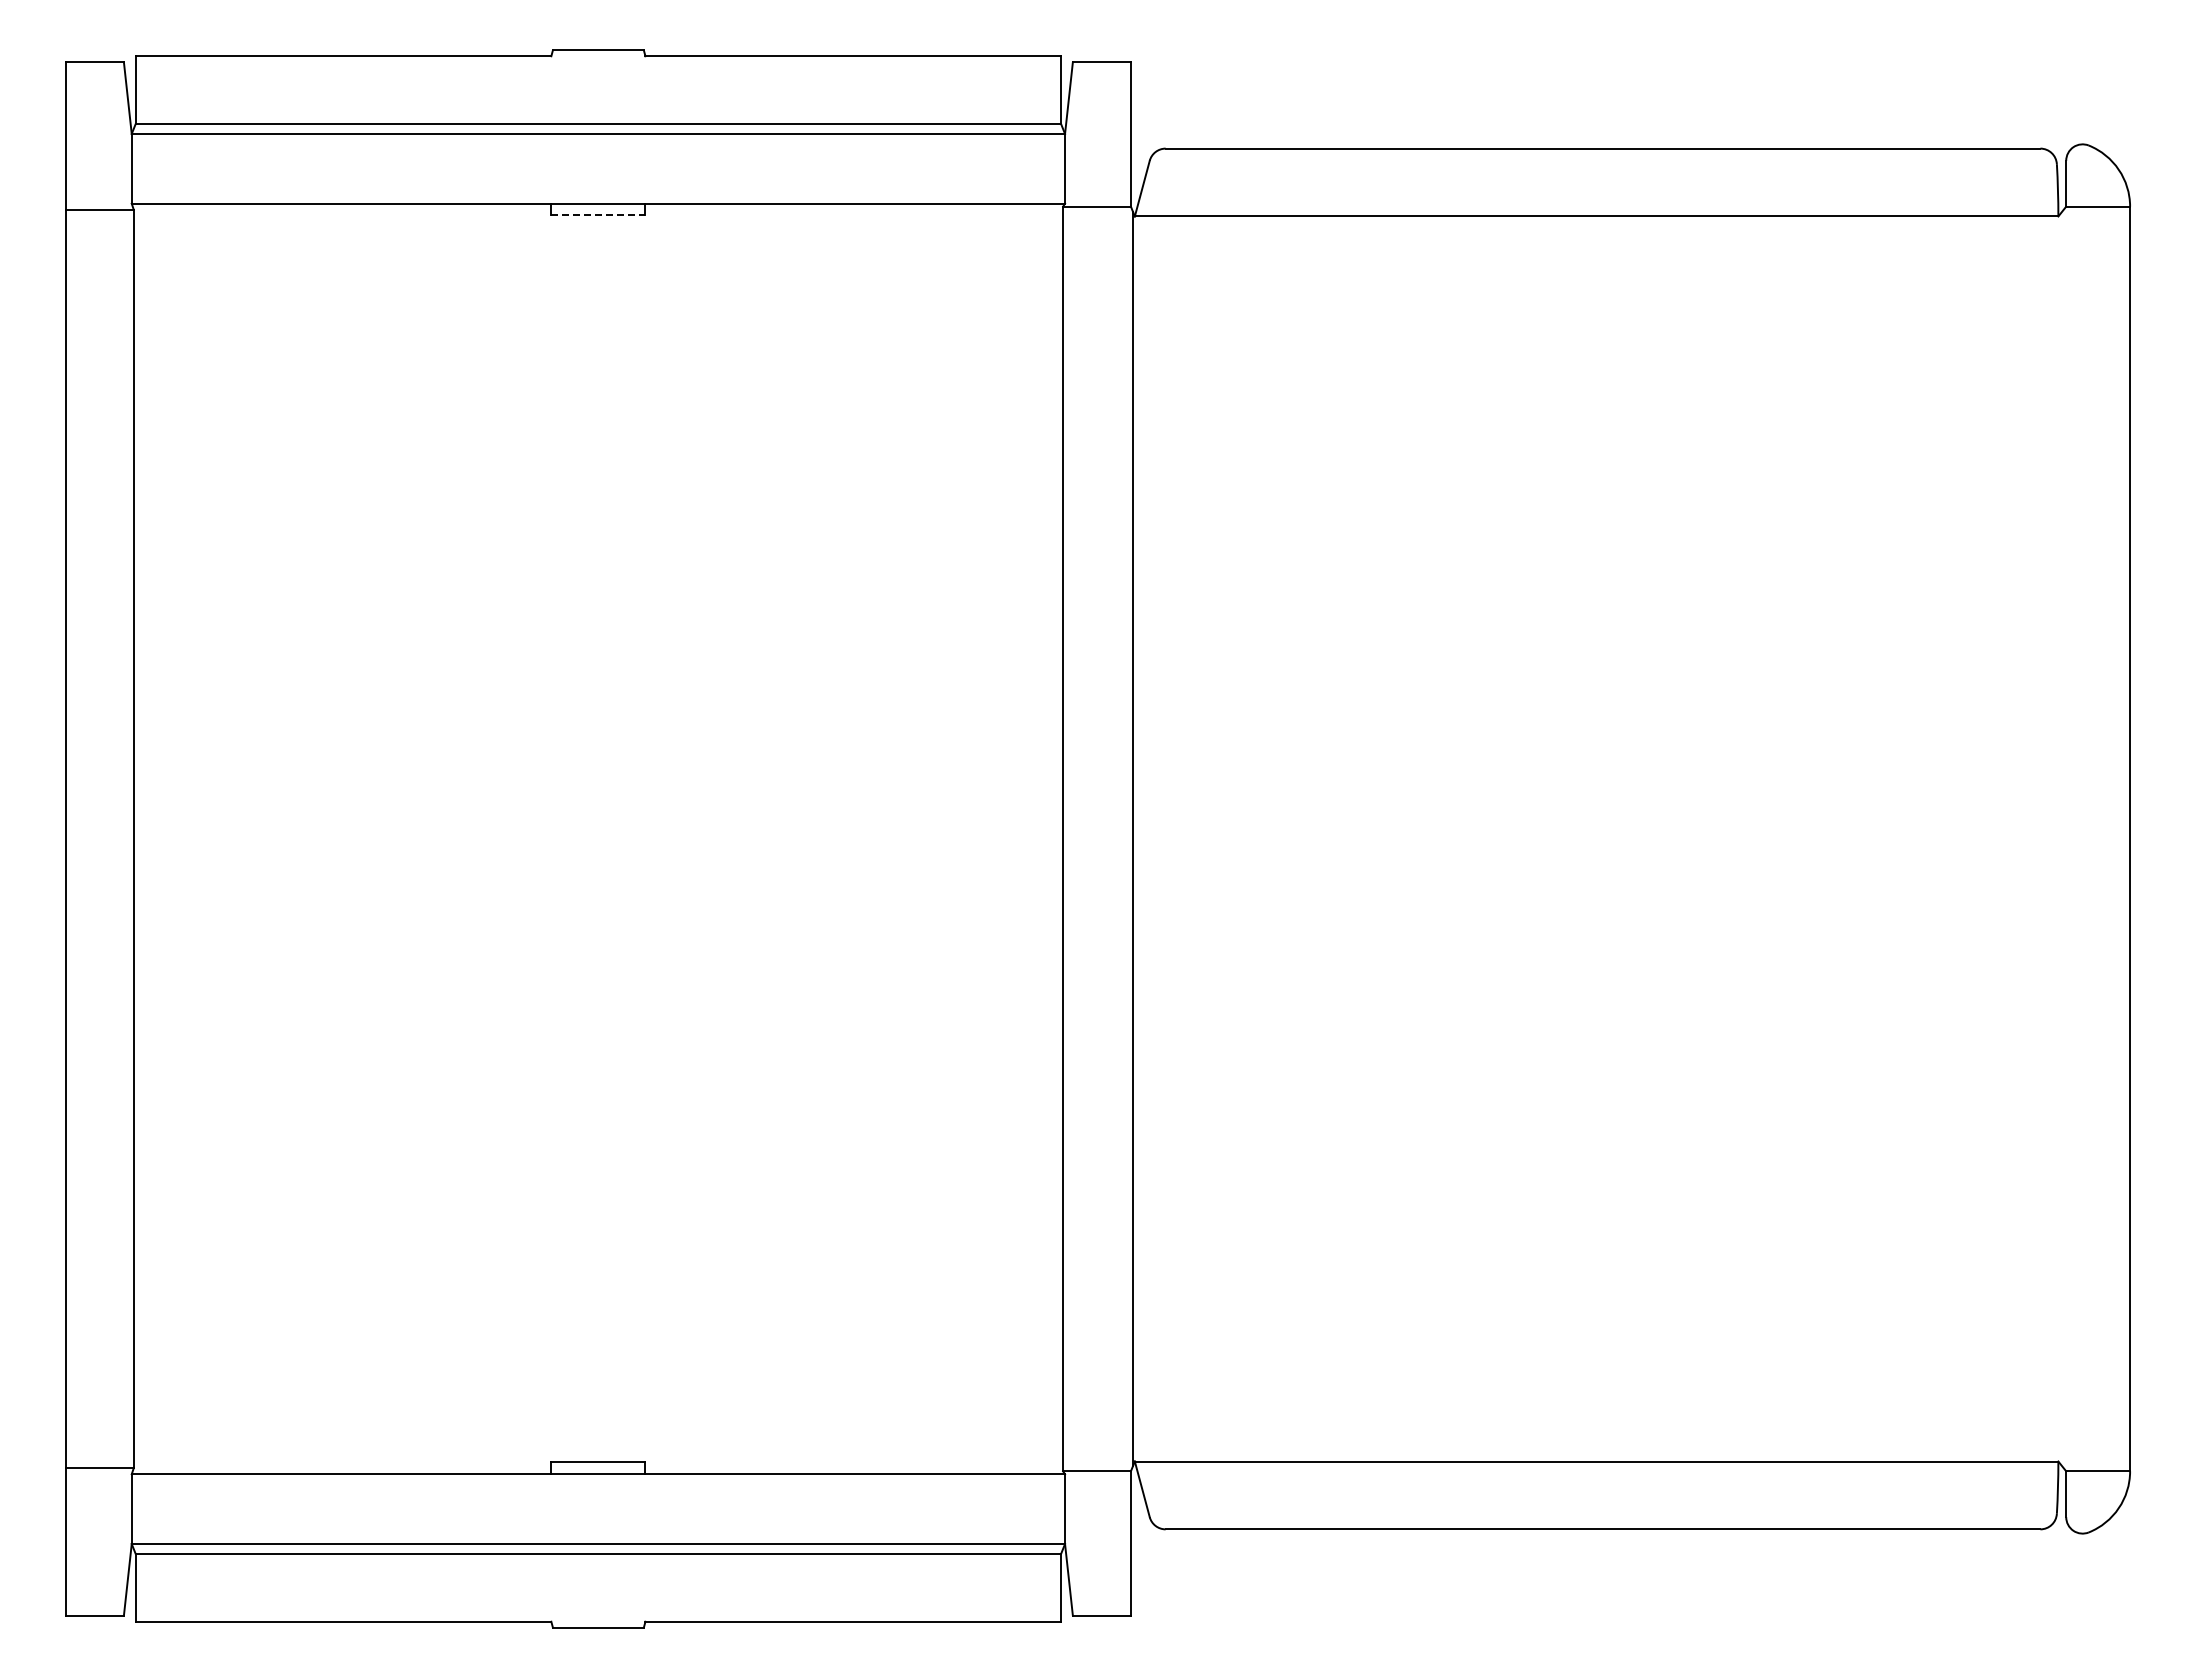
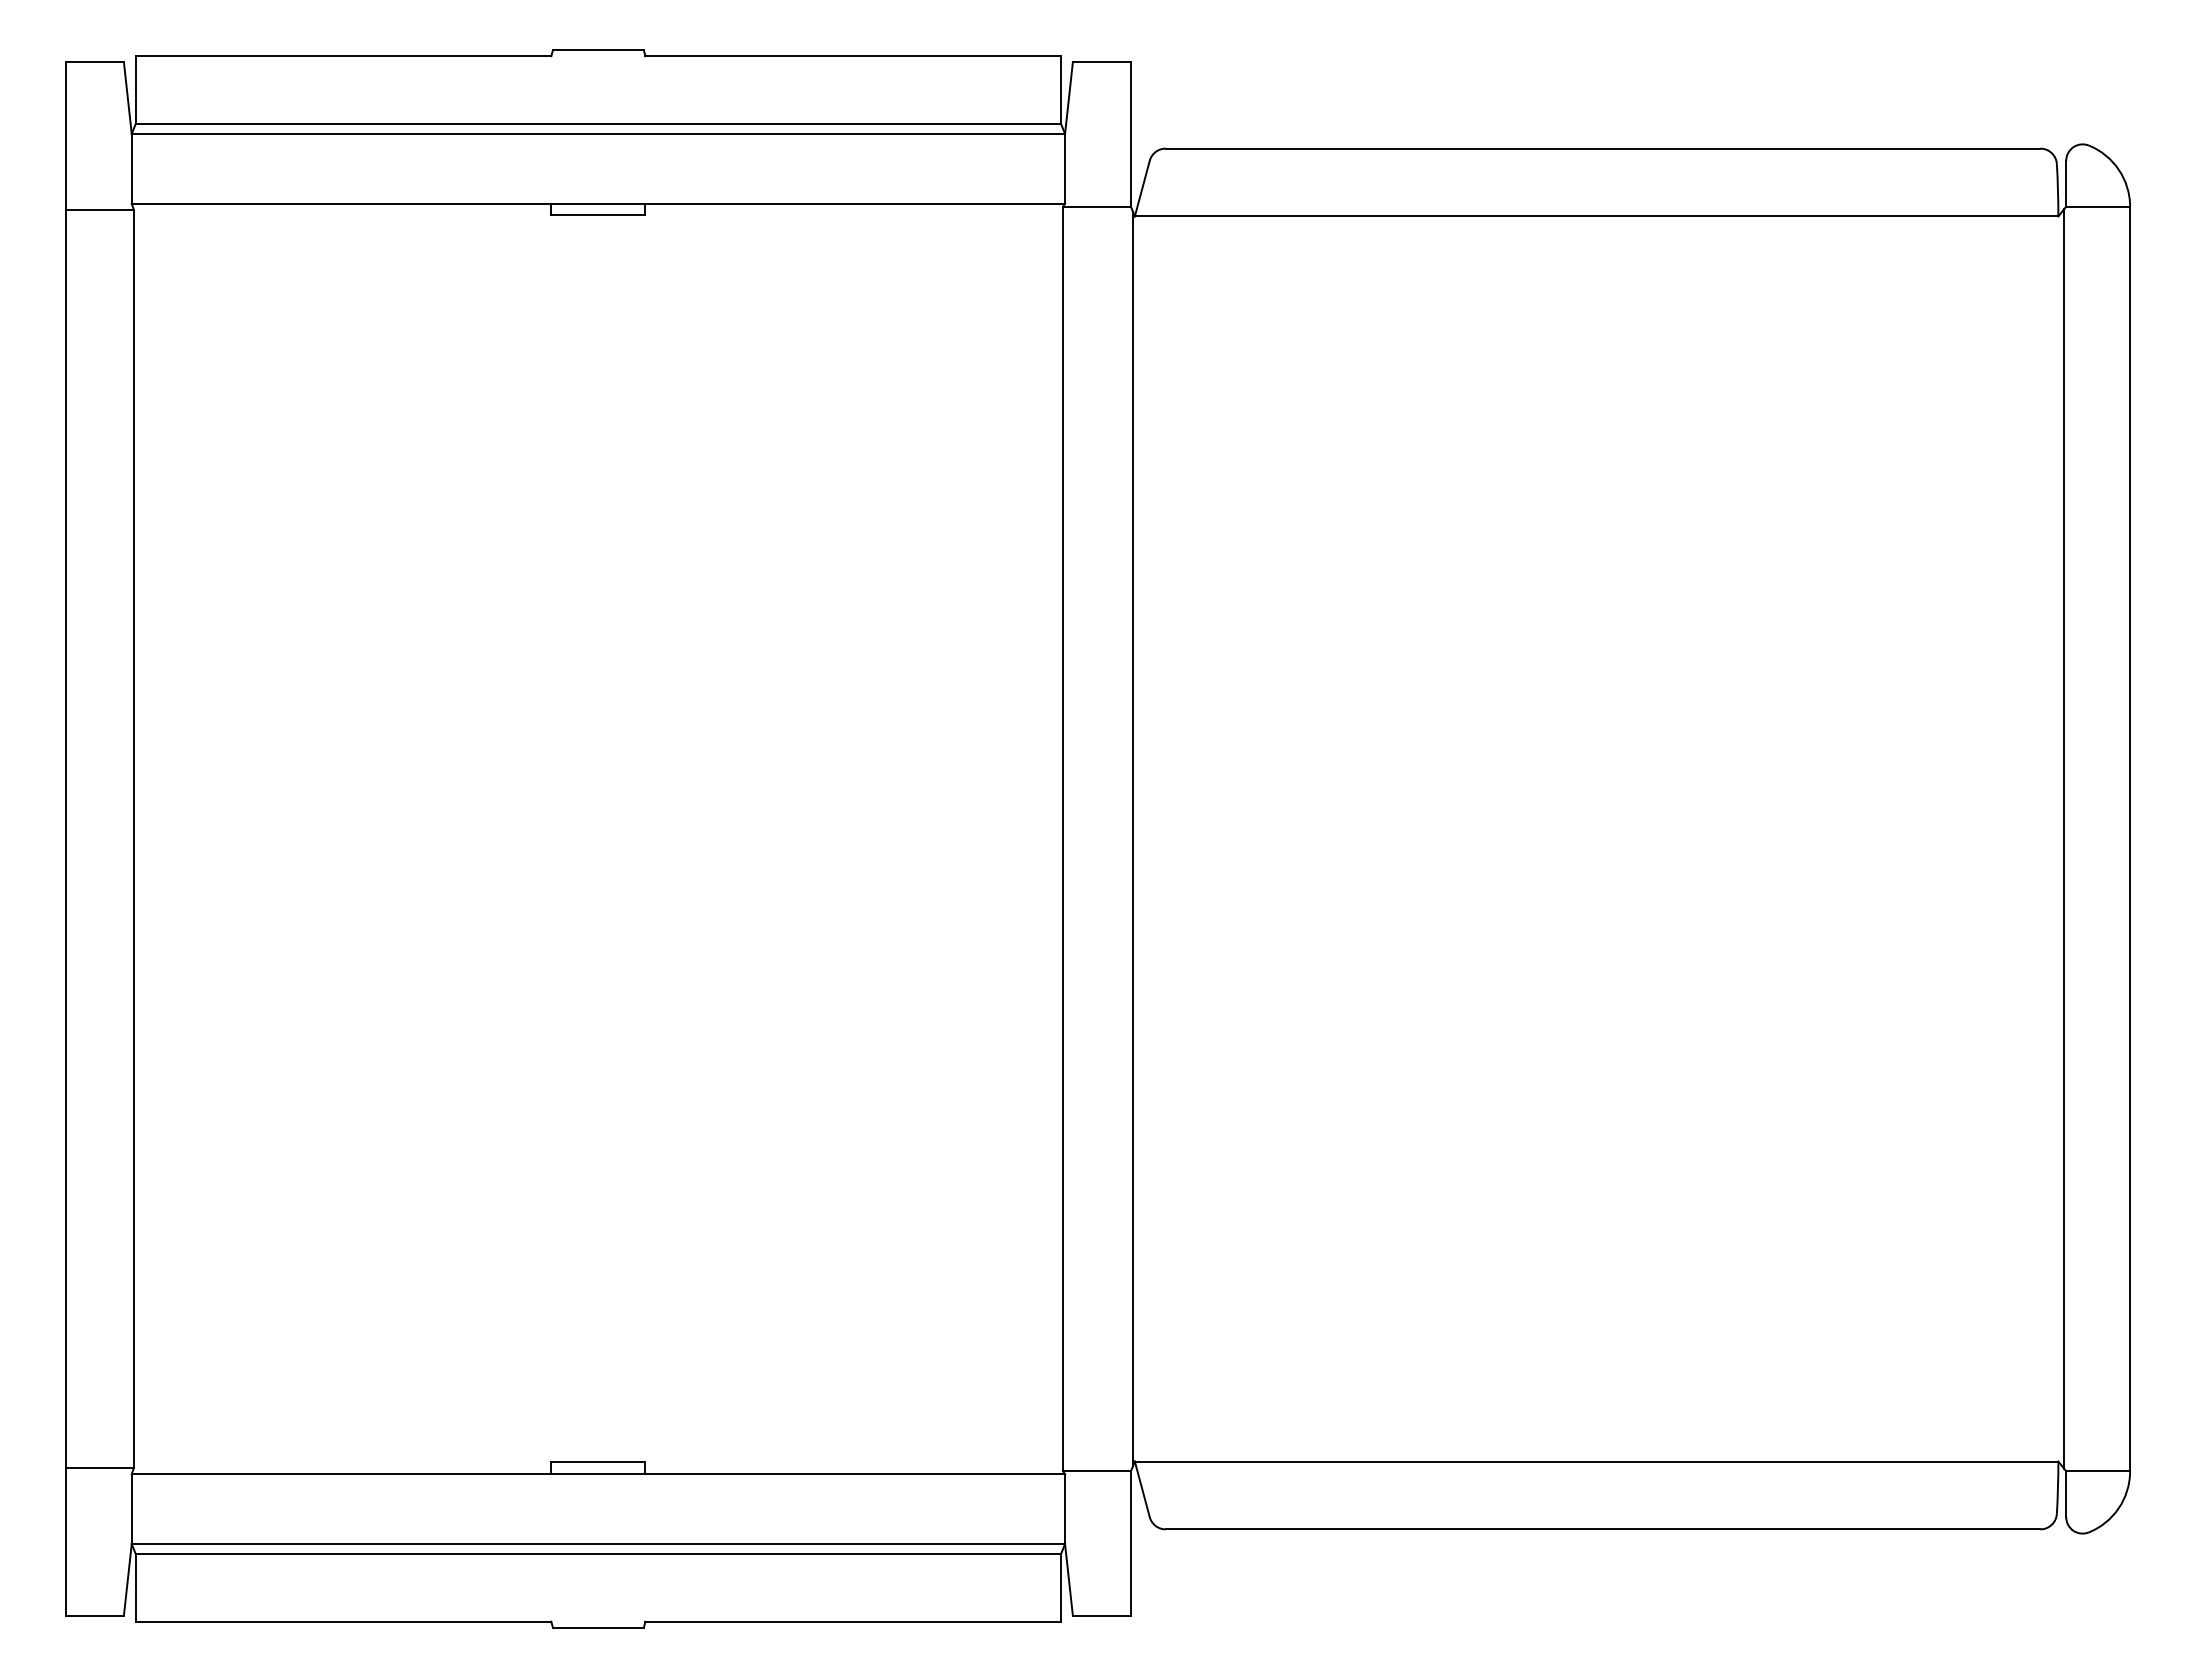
line: dashed -> solid (598, 215)
line: none -> present (2064, 838)
